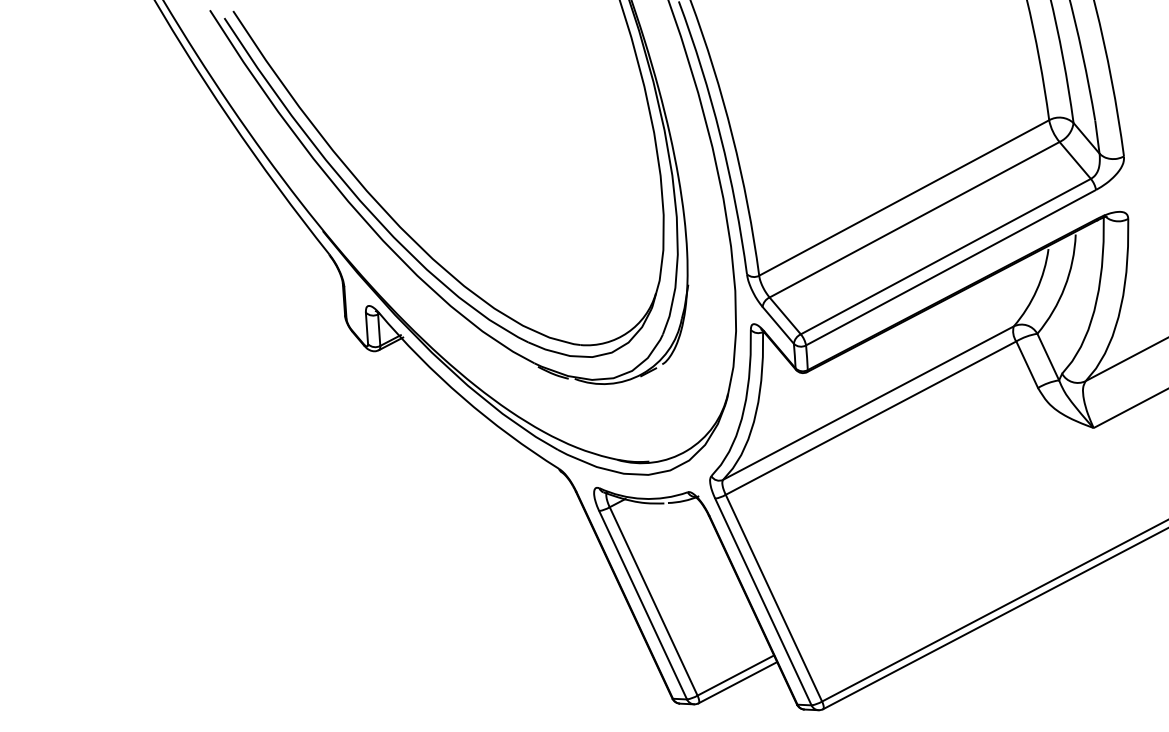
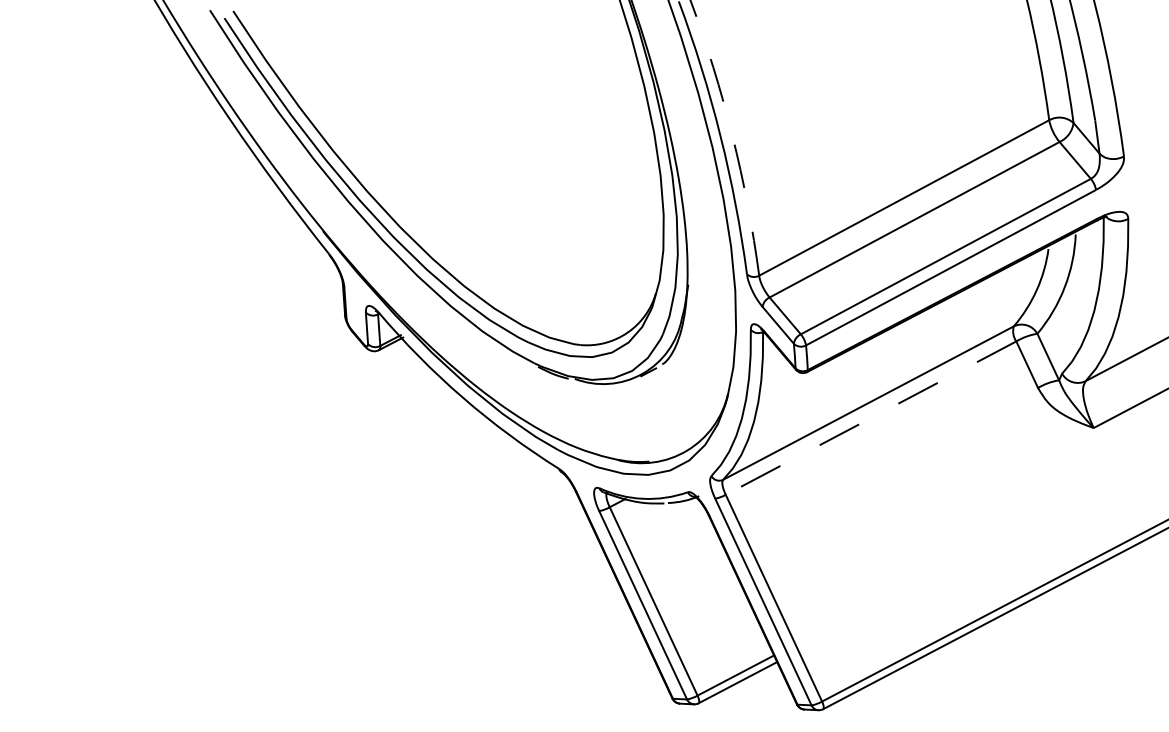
arc: solid -> dashed (732, 135)
line: solid -> dashed (870, 418)
